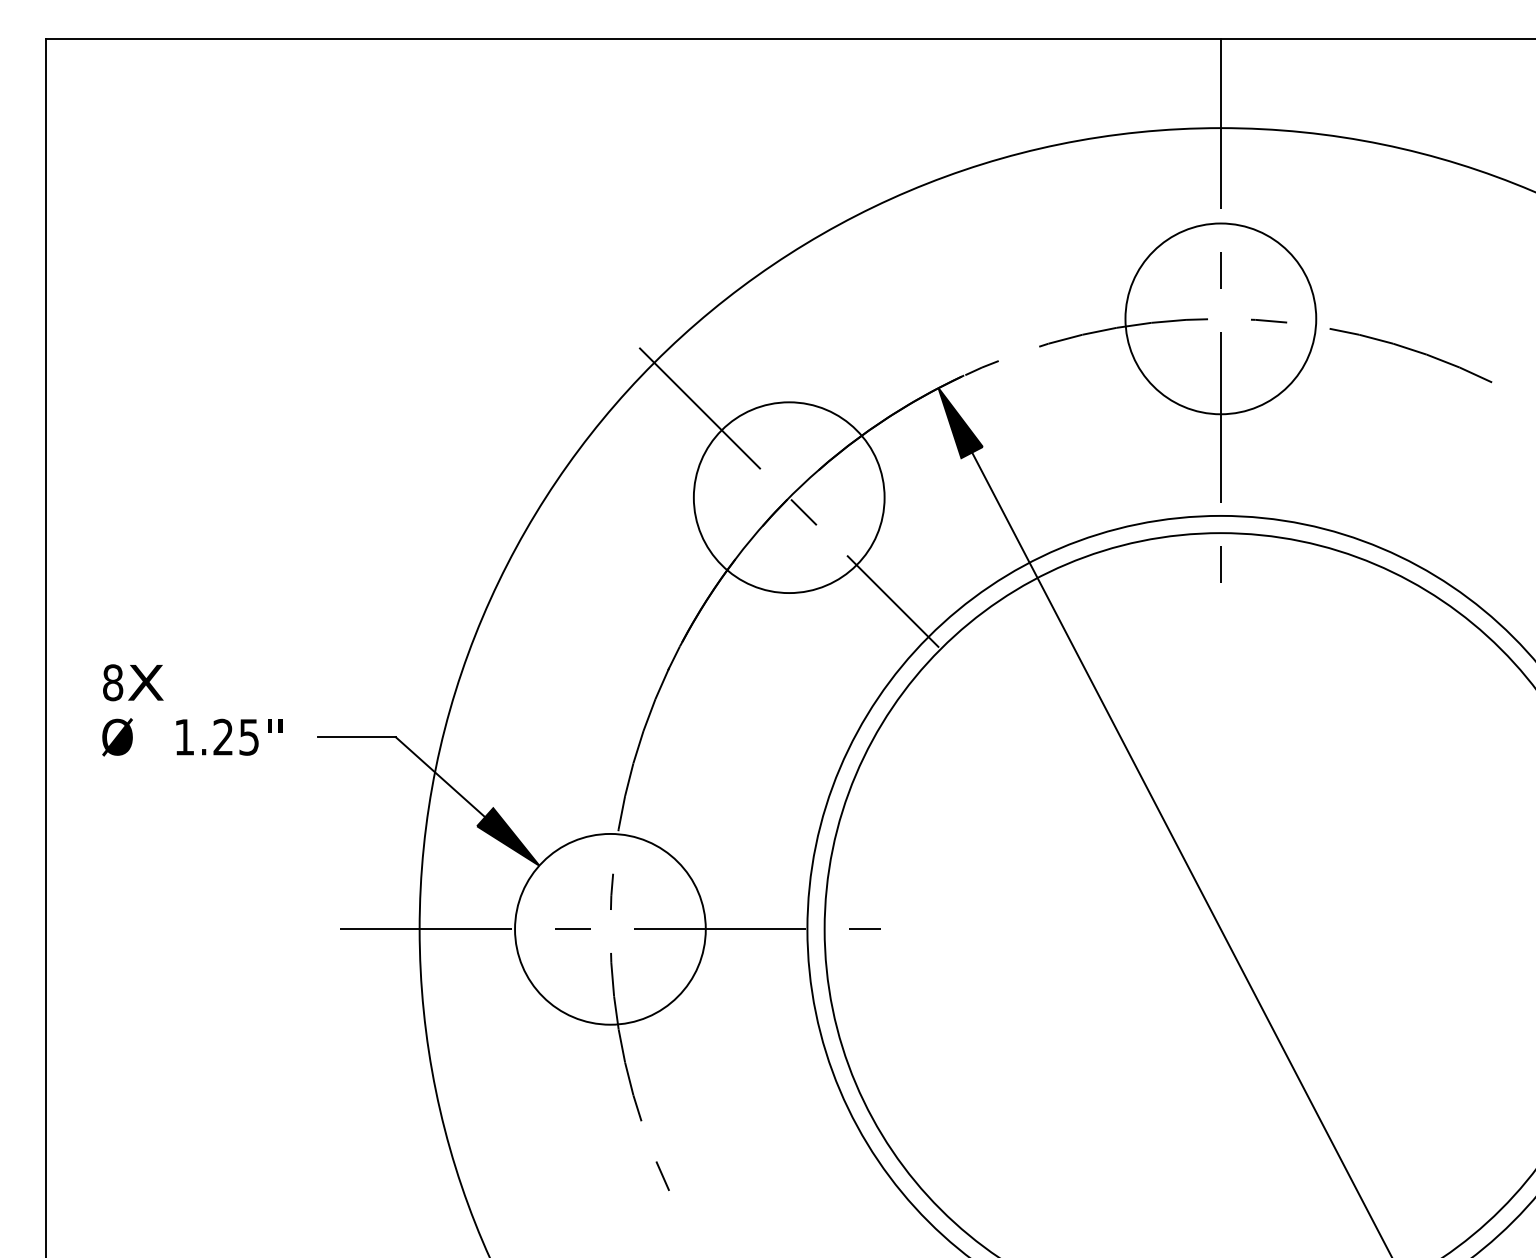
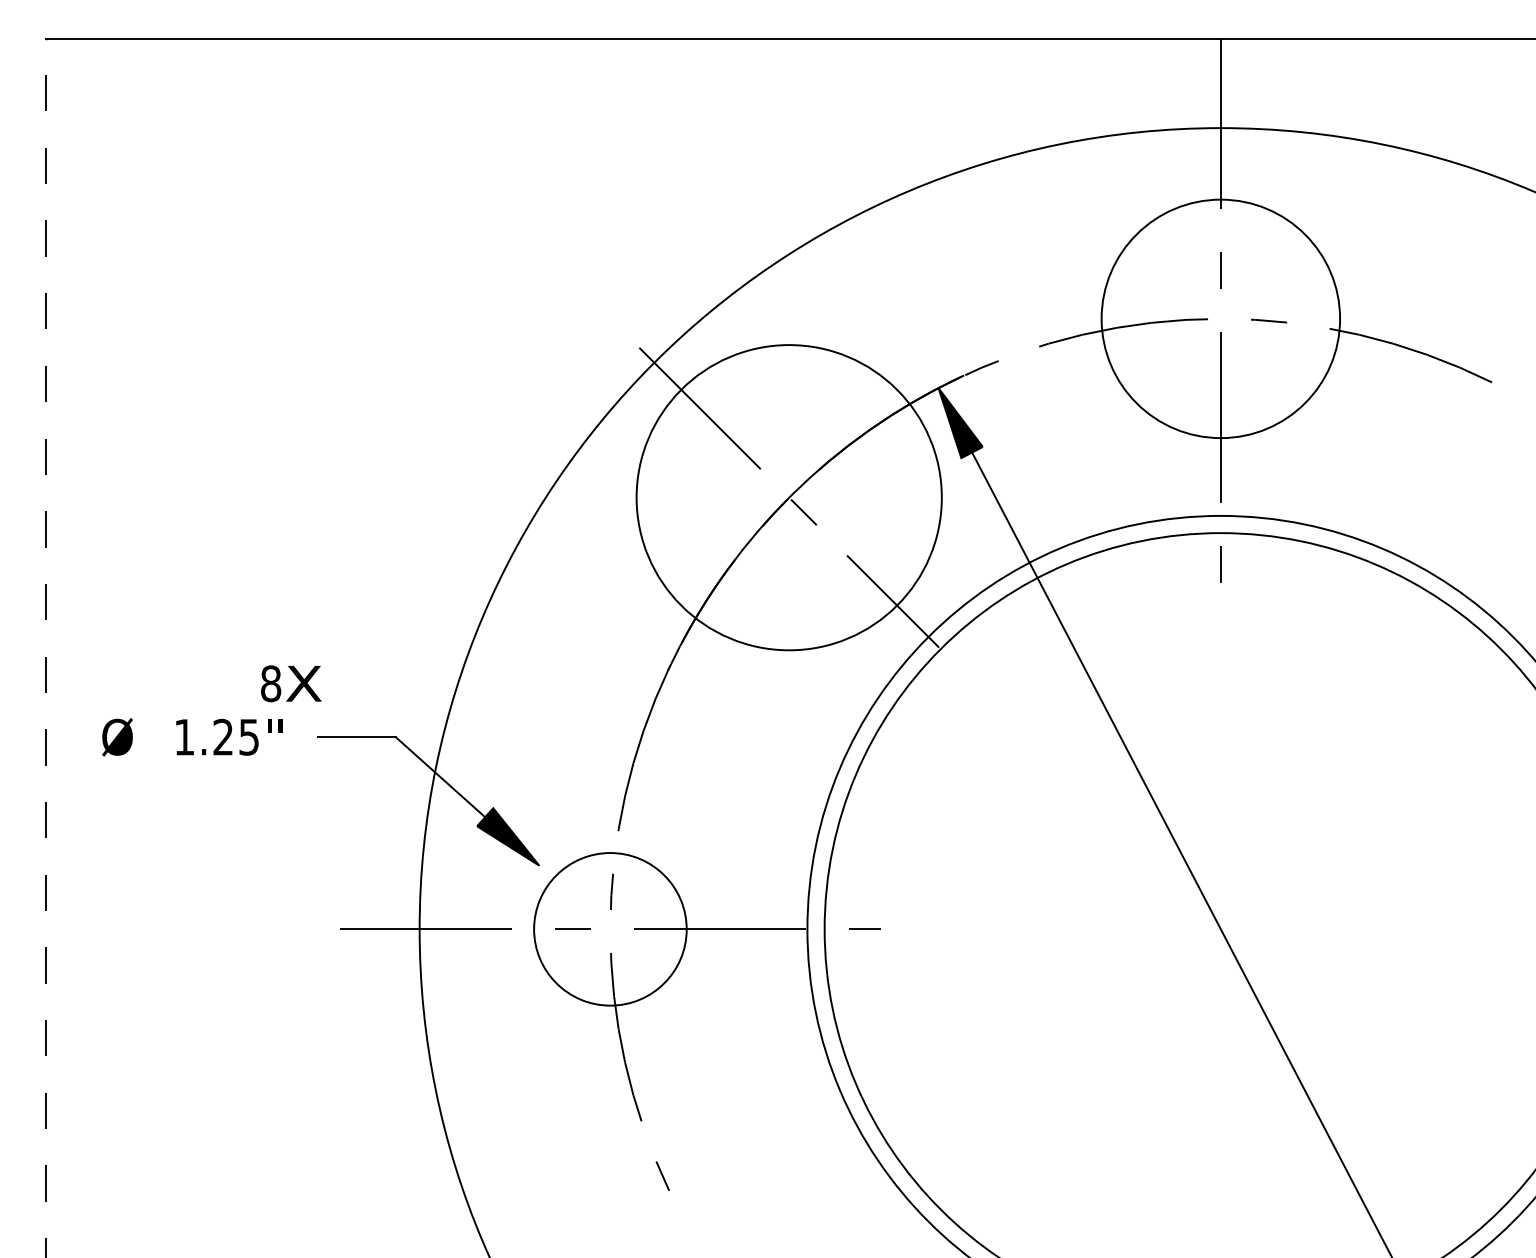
circle diameter: 191 px -> 238 px (1220, 318)
circle diameter: 191 px -> 305 px (788, 497)
line: solid -> dashed (46, 647)
text position: (133, 682) -> (291, 683) (291, 683)
circle diameter: 191 px -> 153 px (610, 929)
